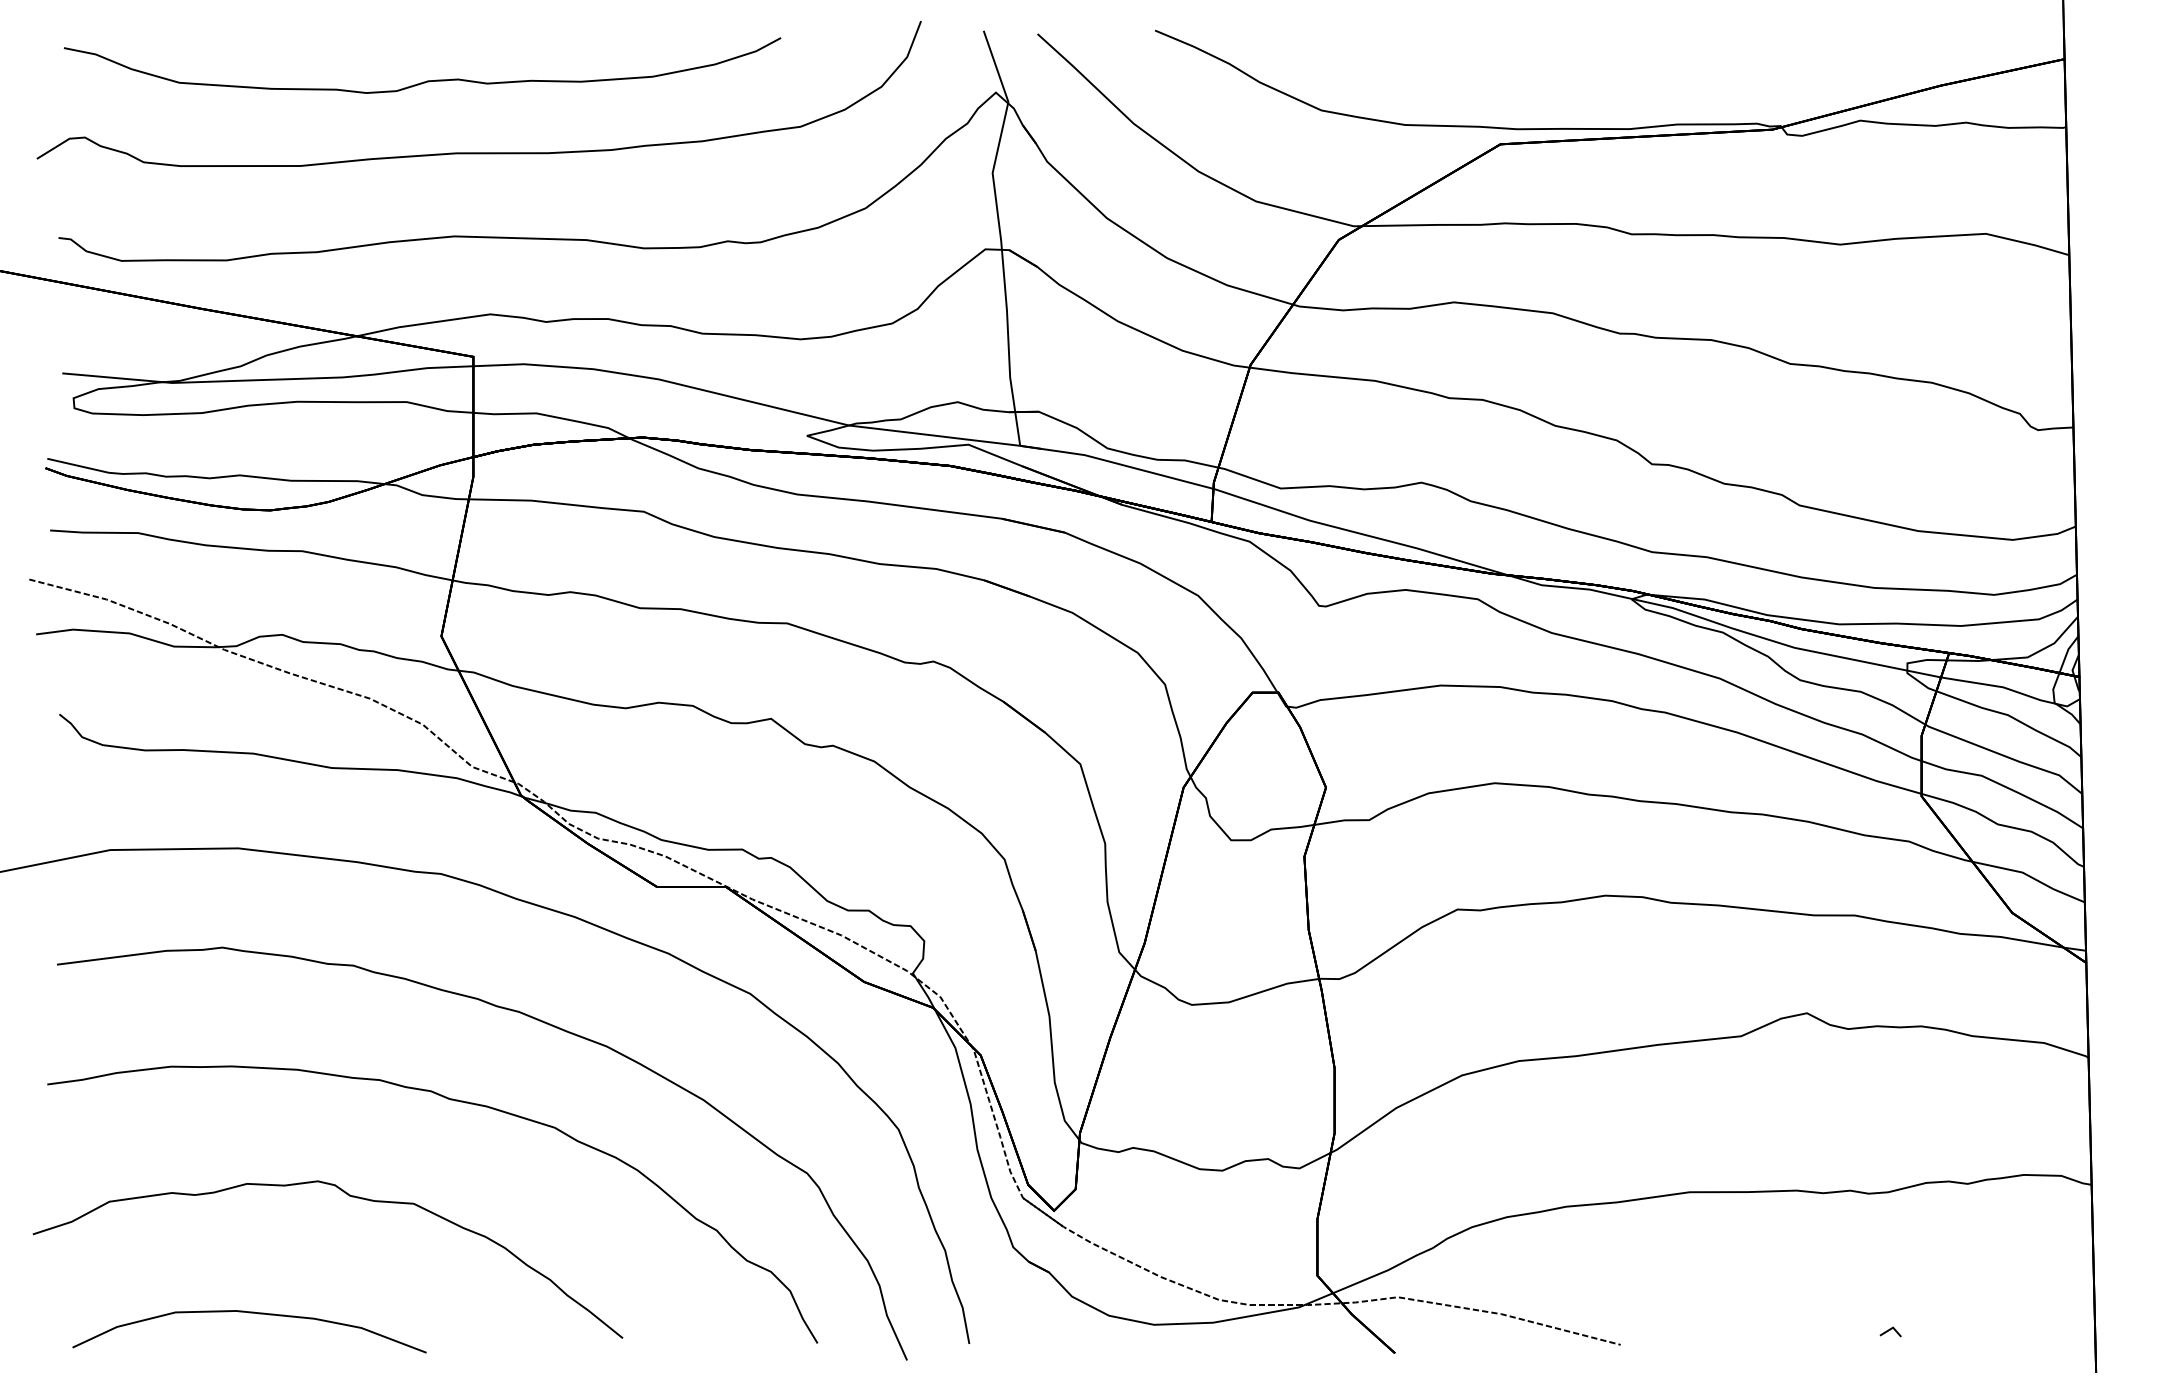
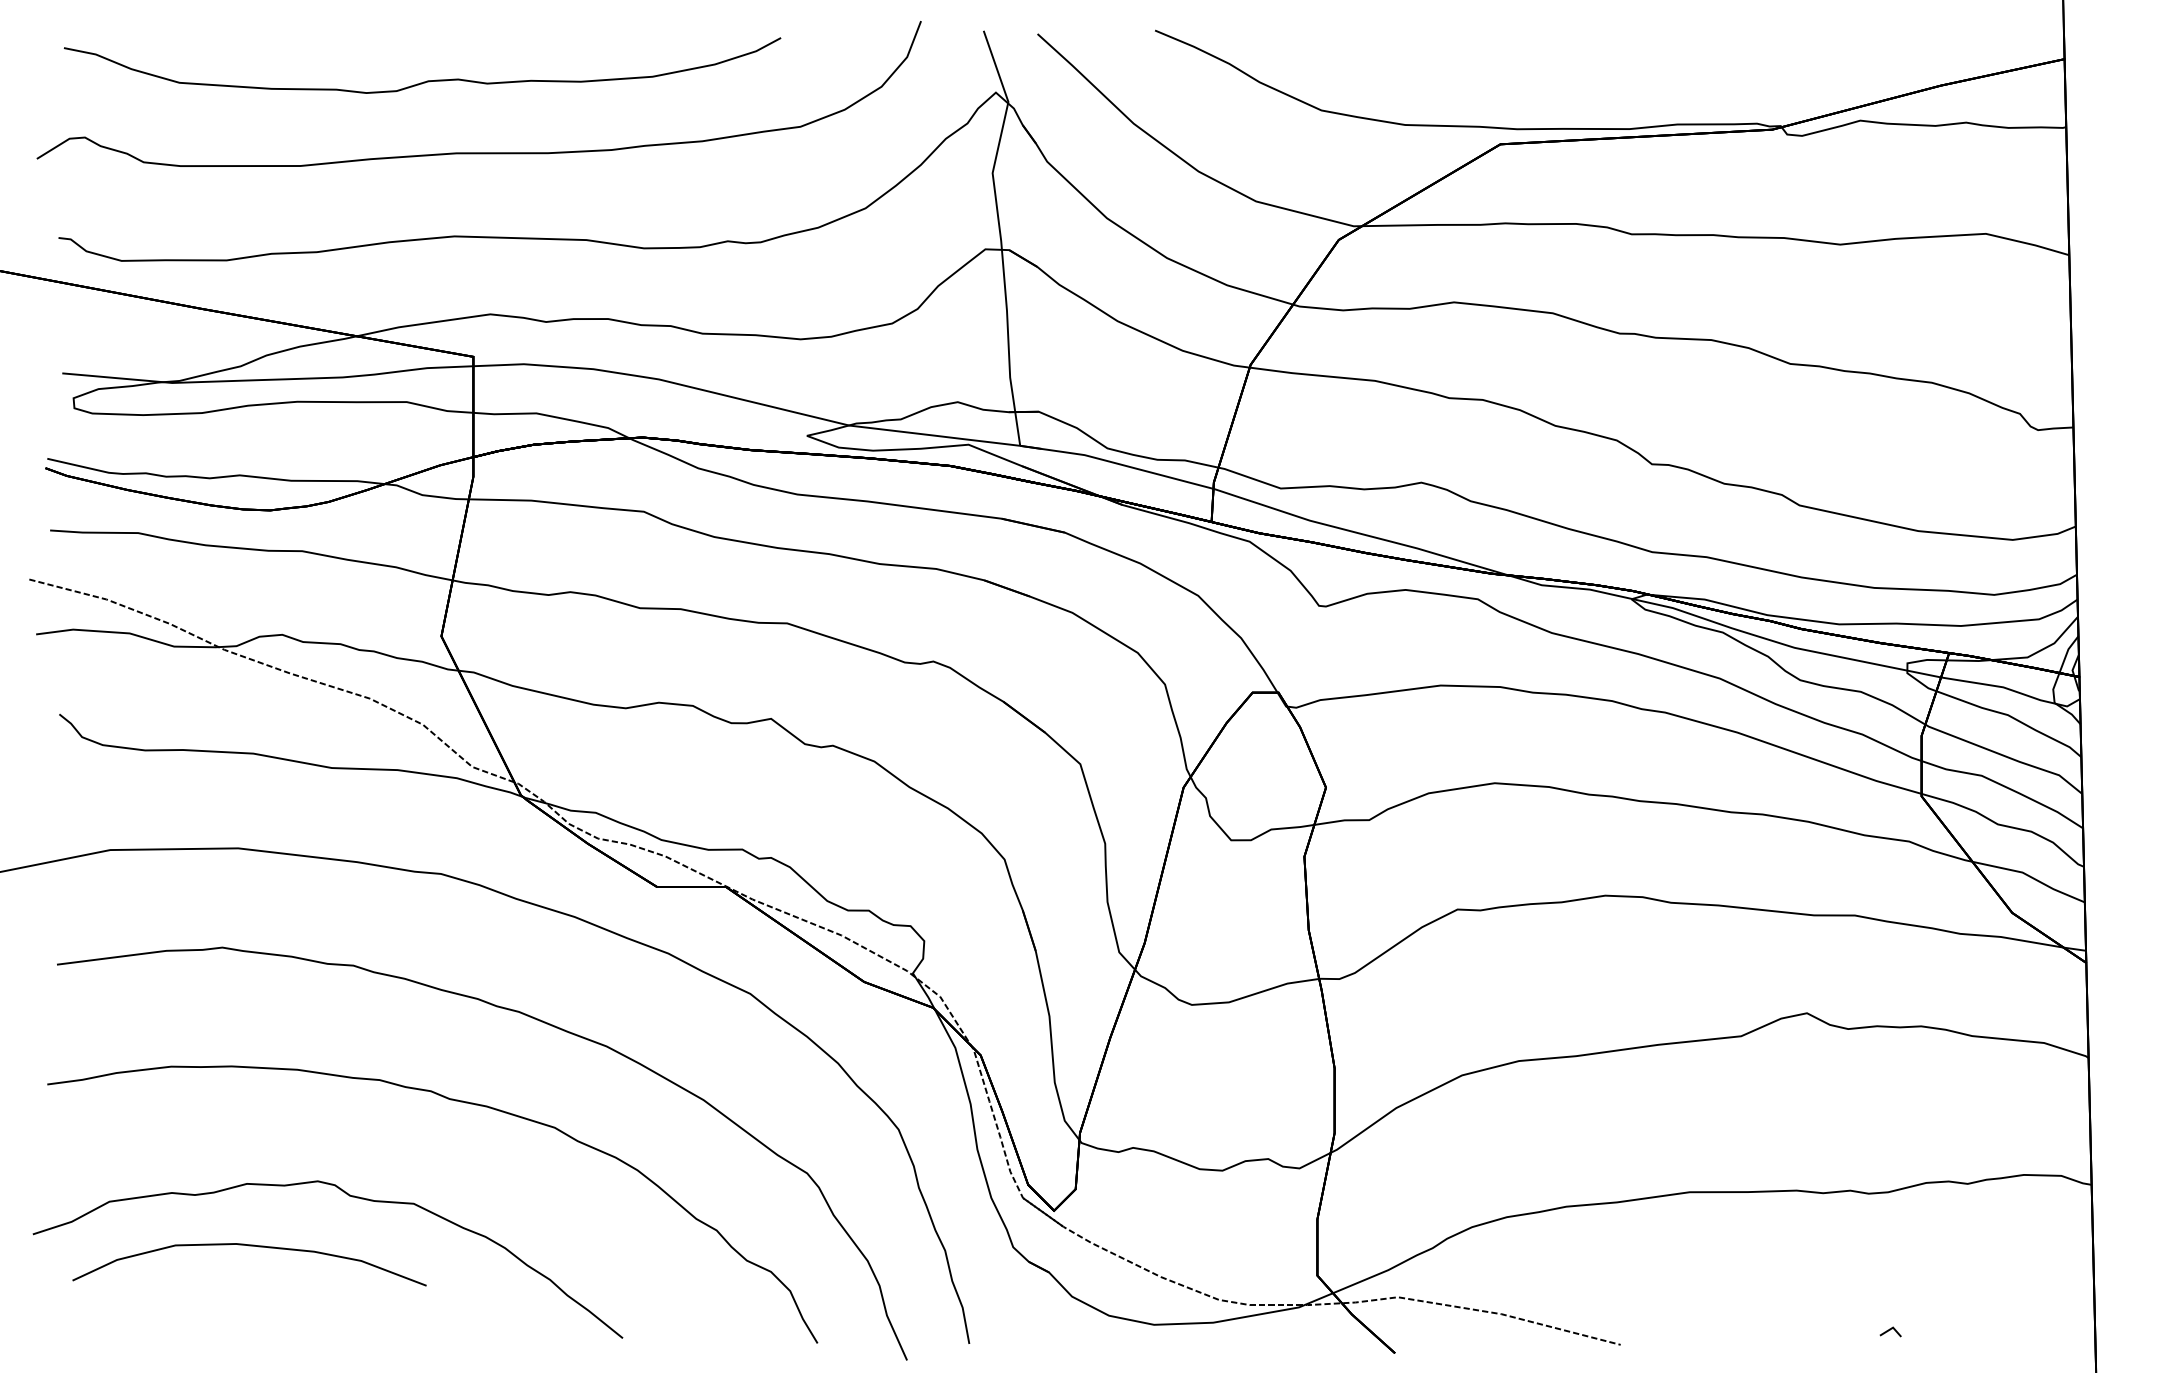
part position: (249, 1313) -> (249, 1246) (249, 1246)
